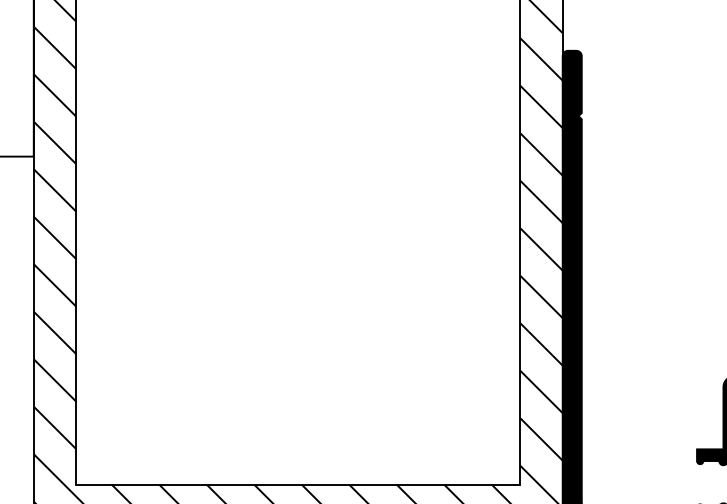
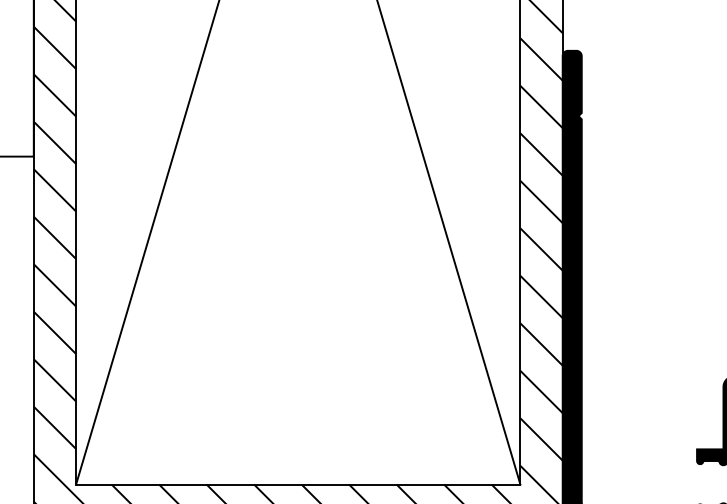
line: none -> present (147, 243)
line: none -> present (448, 243)
